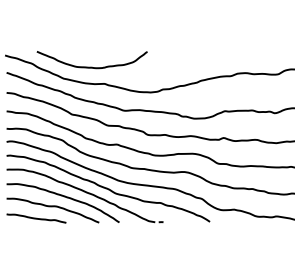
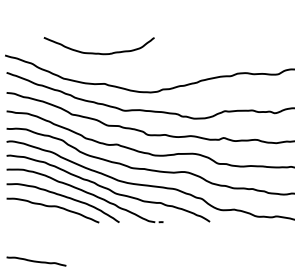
curve position: (91, 66) -> (98, 52) (98, 52)
line position: (36, 218) -> (36, 261) (36, 261)
